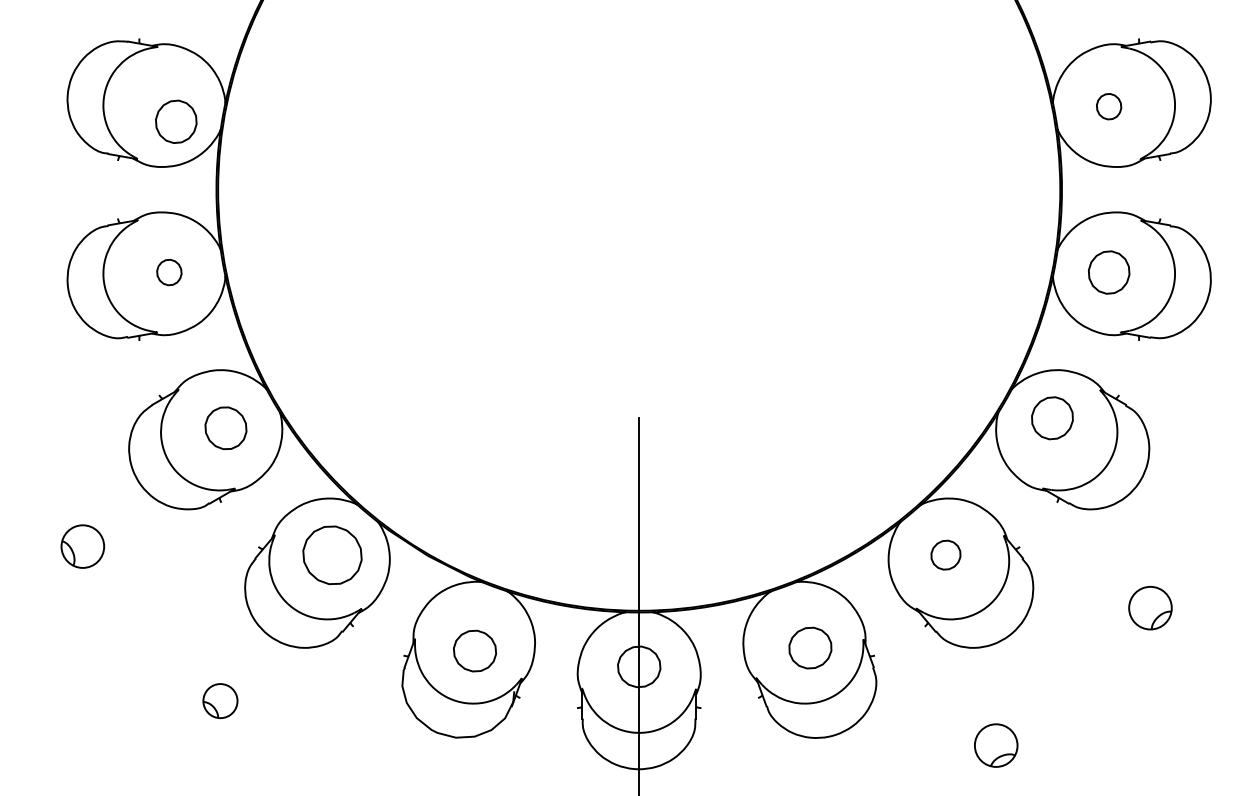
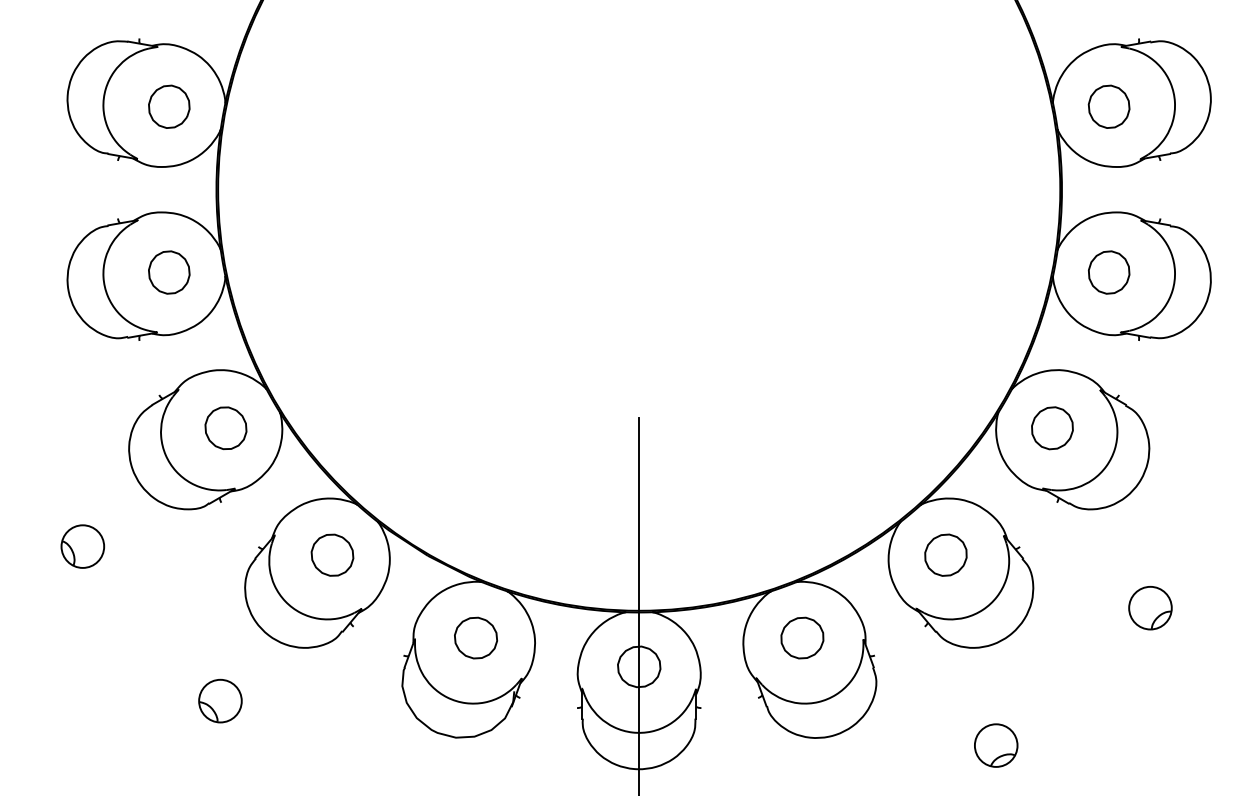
part size: 27x28 px -> 44x45 px (1108, 106)
part position: (176, 121) -> (169, 106) (169, 106)
part size: 27x29 px -> 43x45 px (169, 272)
part position: (1052, 418) -> (1052, 428) (1052, 428)
part size: 32x32 px -> 44x44 px (945, 554)
part size: 61x61 px -> 45x44 px (332, 554)
part position: (810, 647) -> (802, 637) (802, 637)
part position: (475, 650) -> (476, 637) (476, 637)
part size: 37x37 px -> 45x46 px (220, 700)
